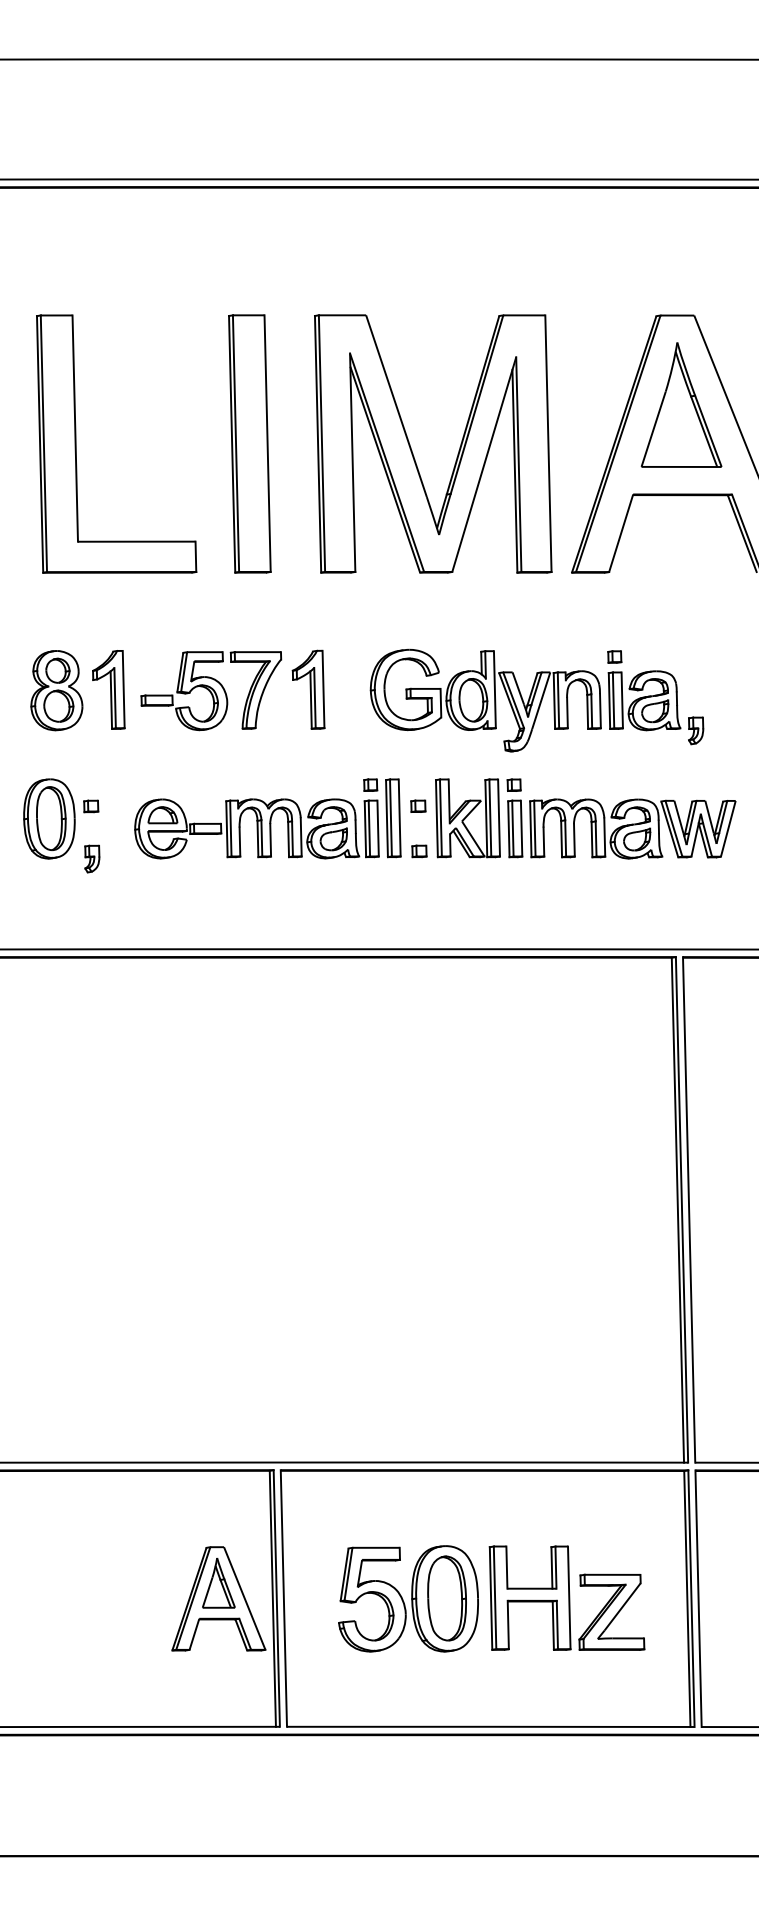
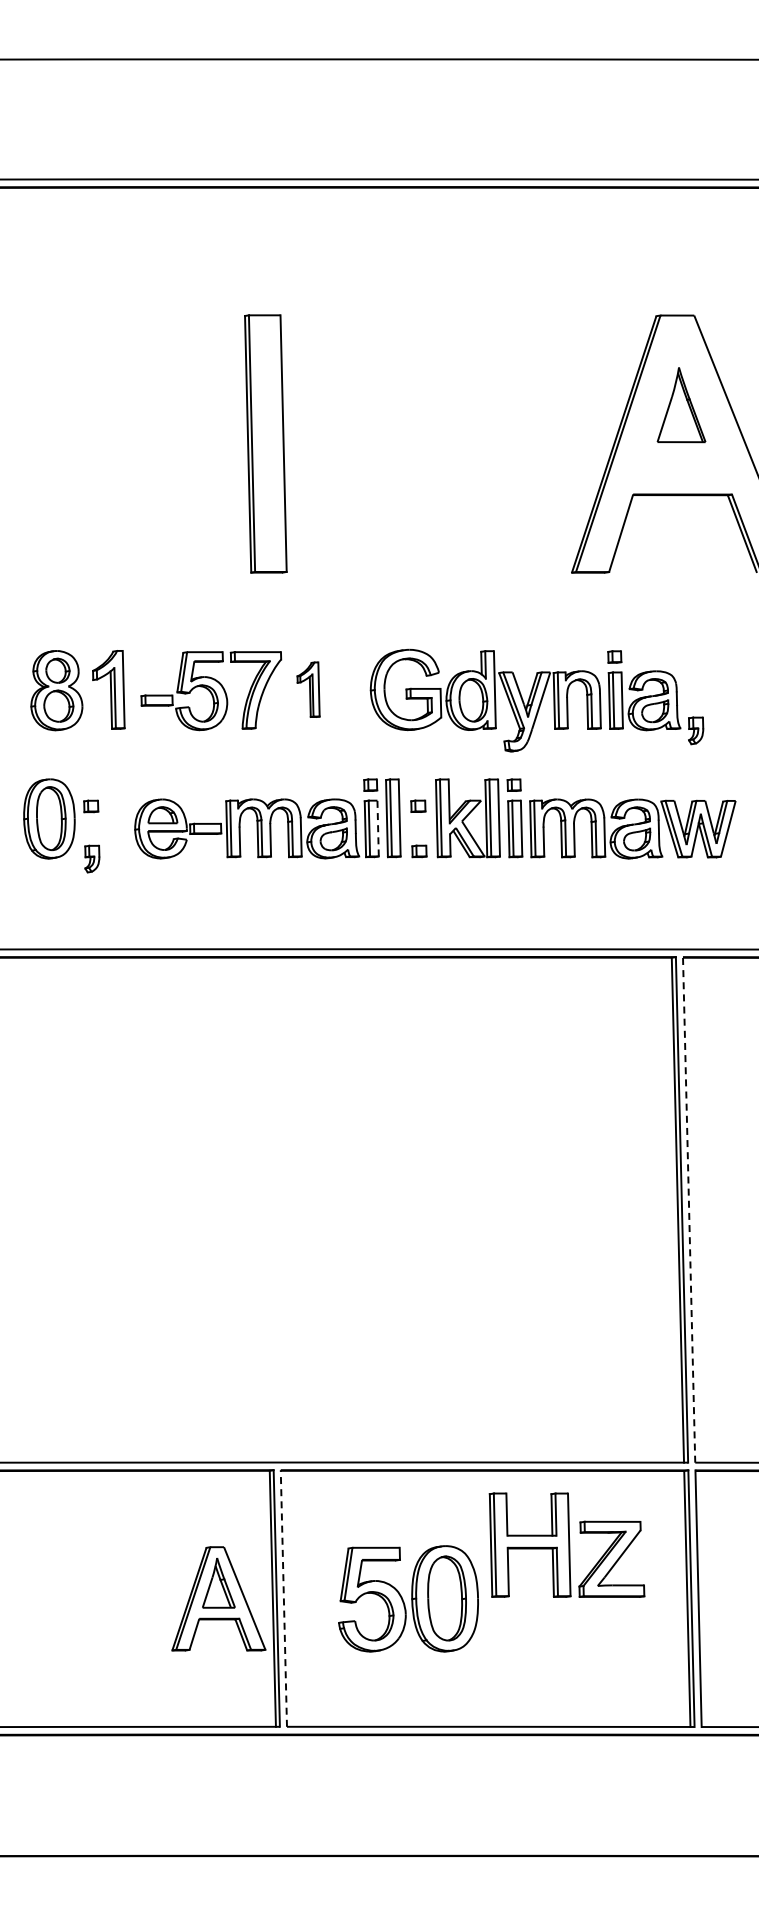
part size: 83x126 px -> 51x77 px (681, 405)
part: present -> none (76, 443)
part position: (249, 443) -> (265, 443) (265, 443)
part: present -> none (412, 450)
part size: 35x81 px -> 25x57 px (308, 689)
line: solid -> dashed (378, 828)
line: solid -> dashed (689, 1209)
part position: (566, 1597) -> (566, 1544) (566, 1544)
line: solid -> dashed (283, 1598)
